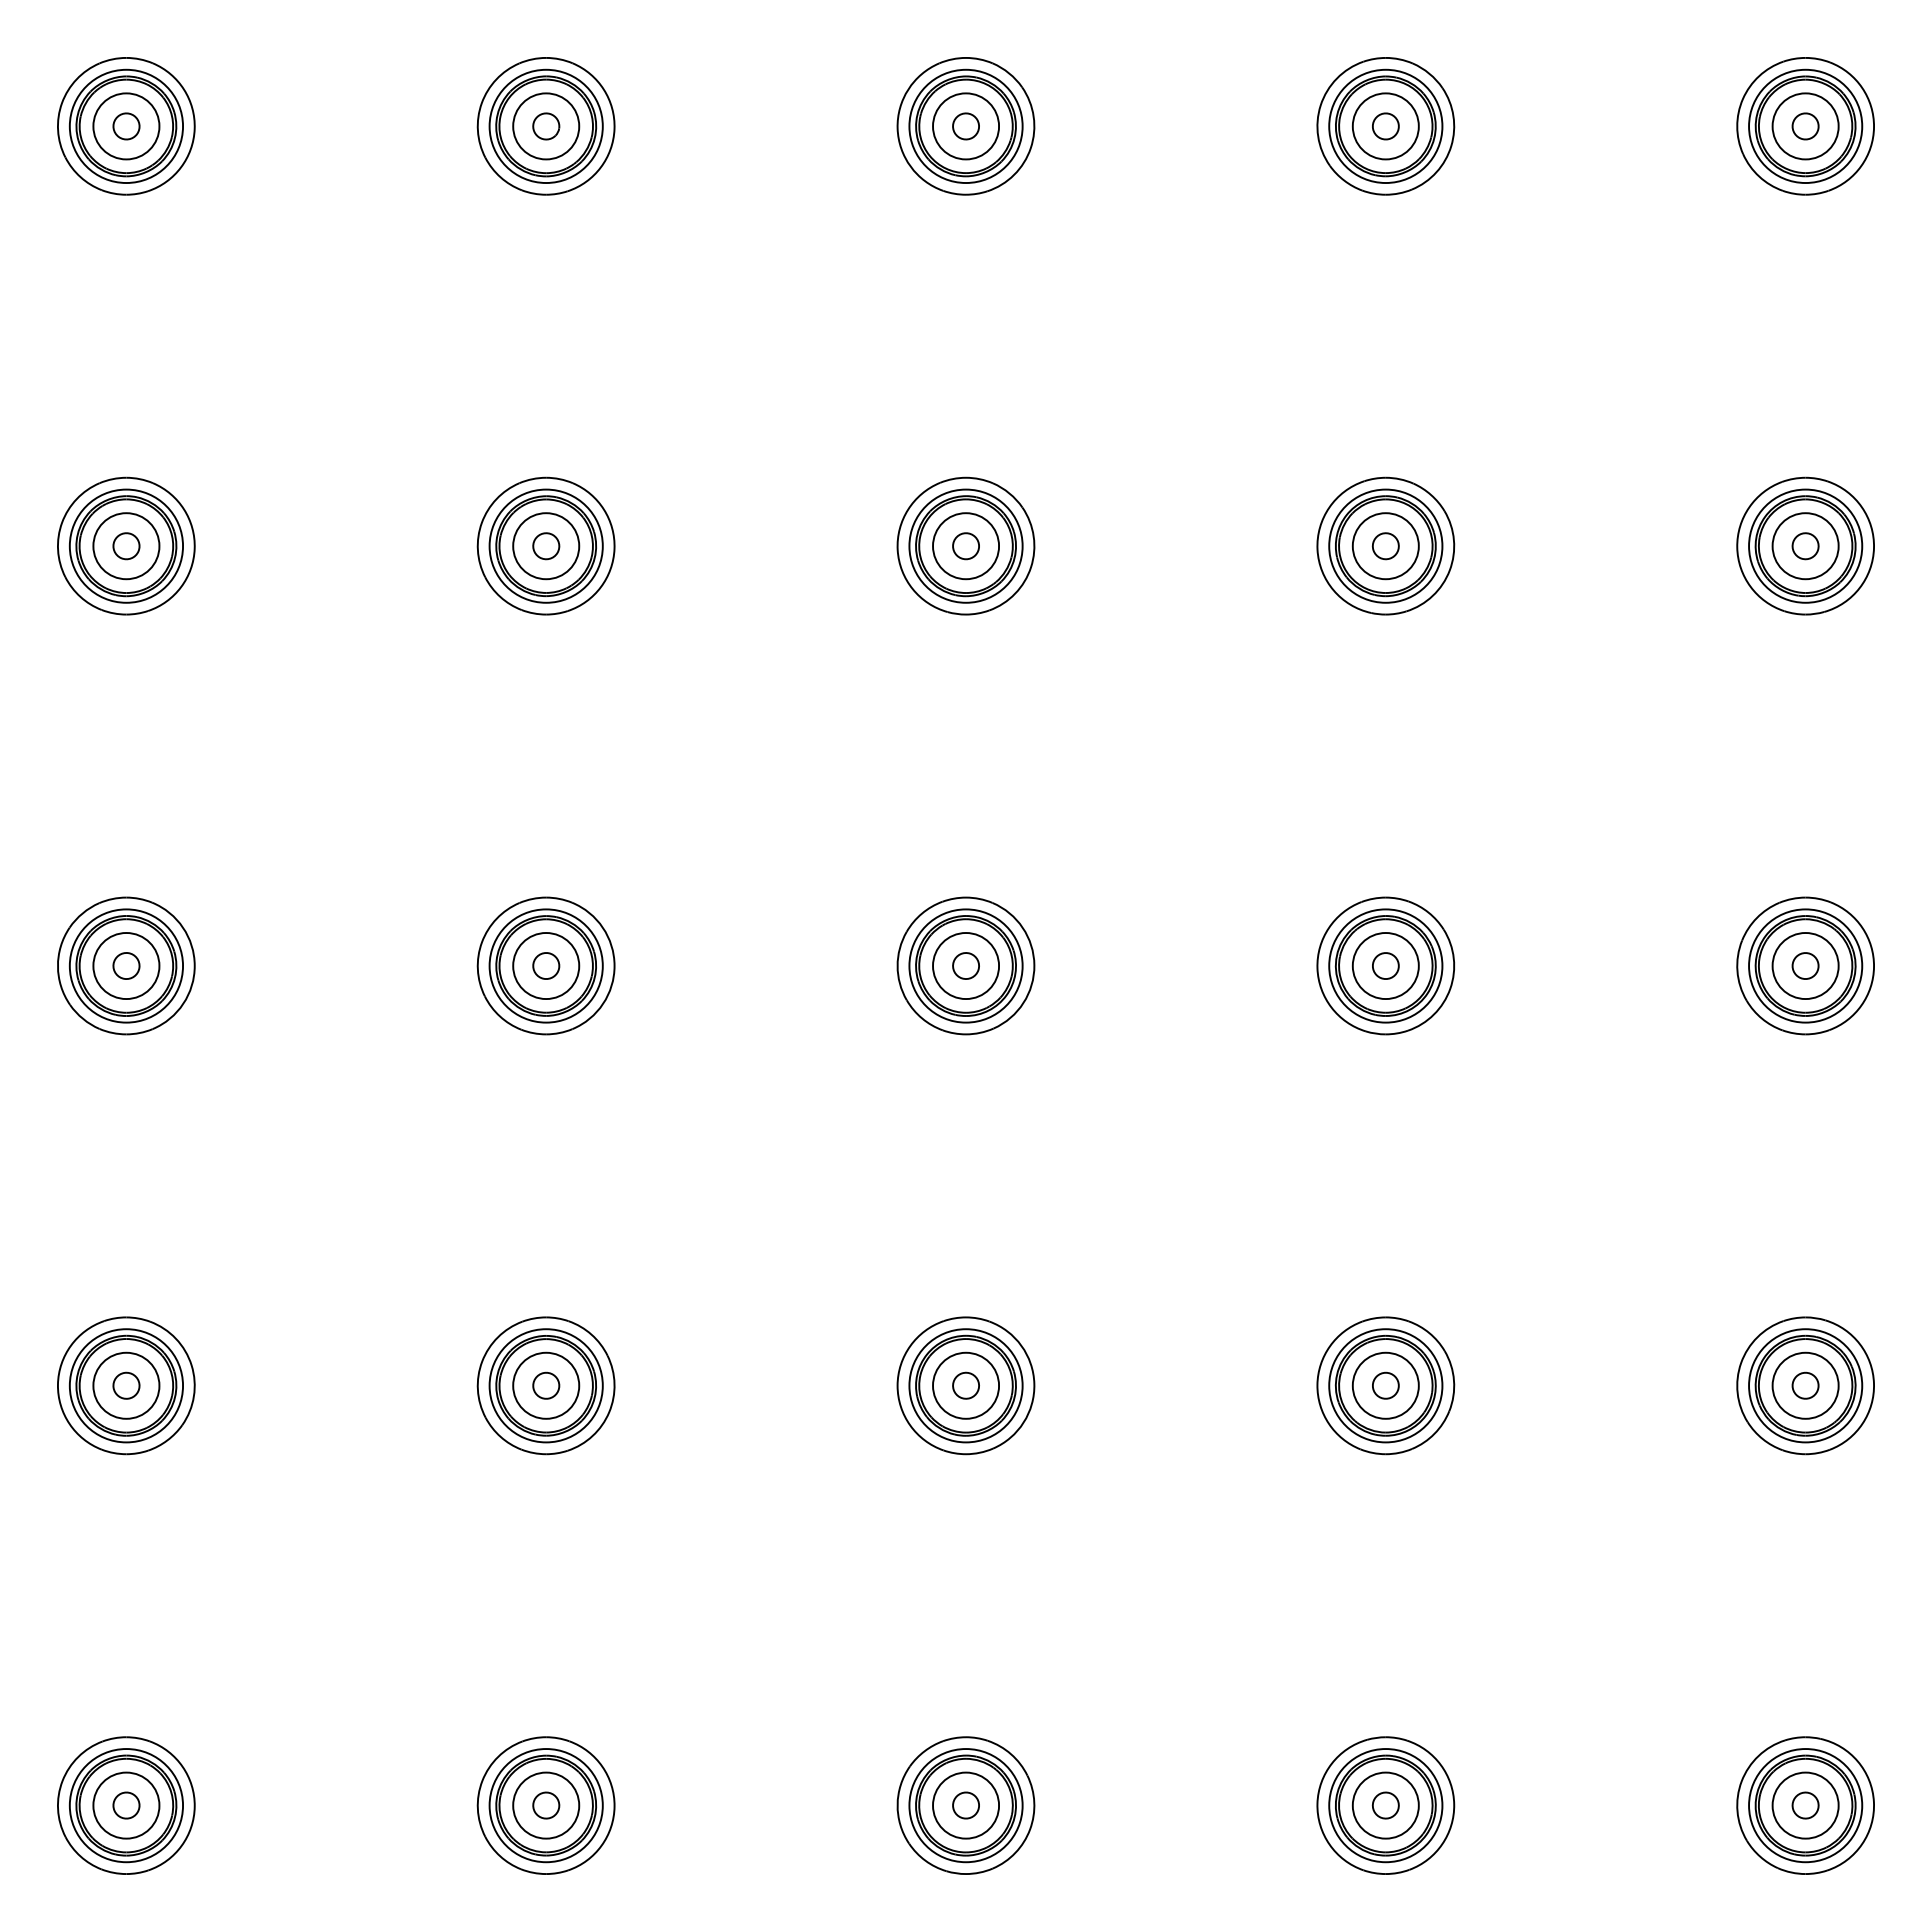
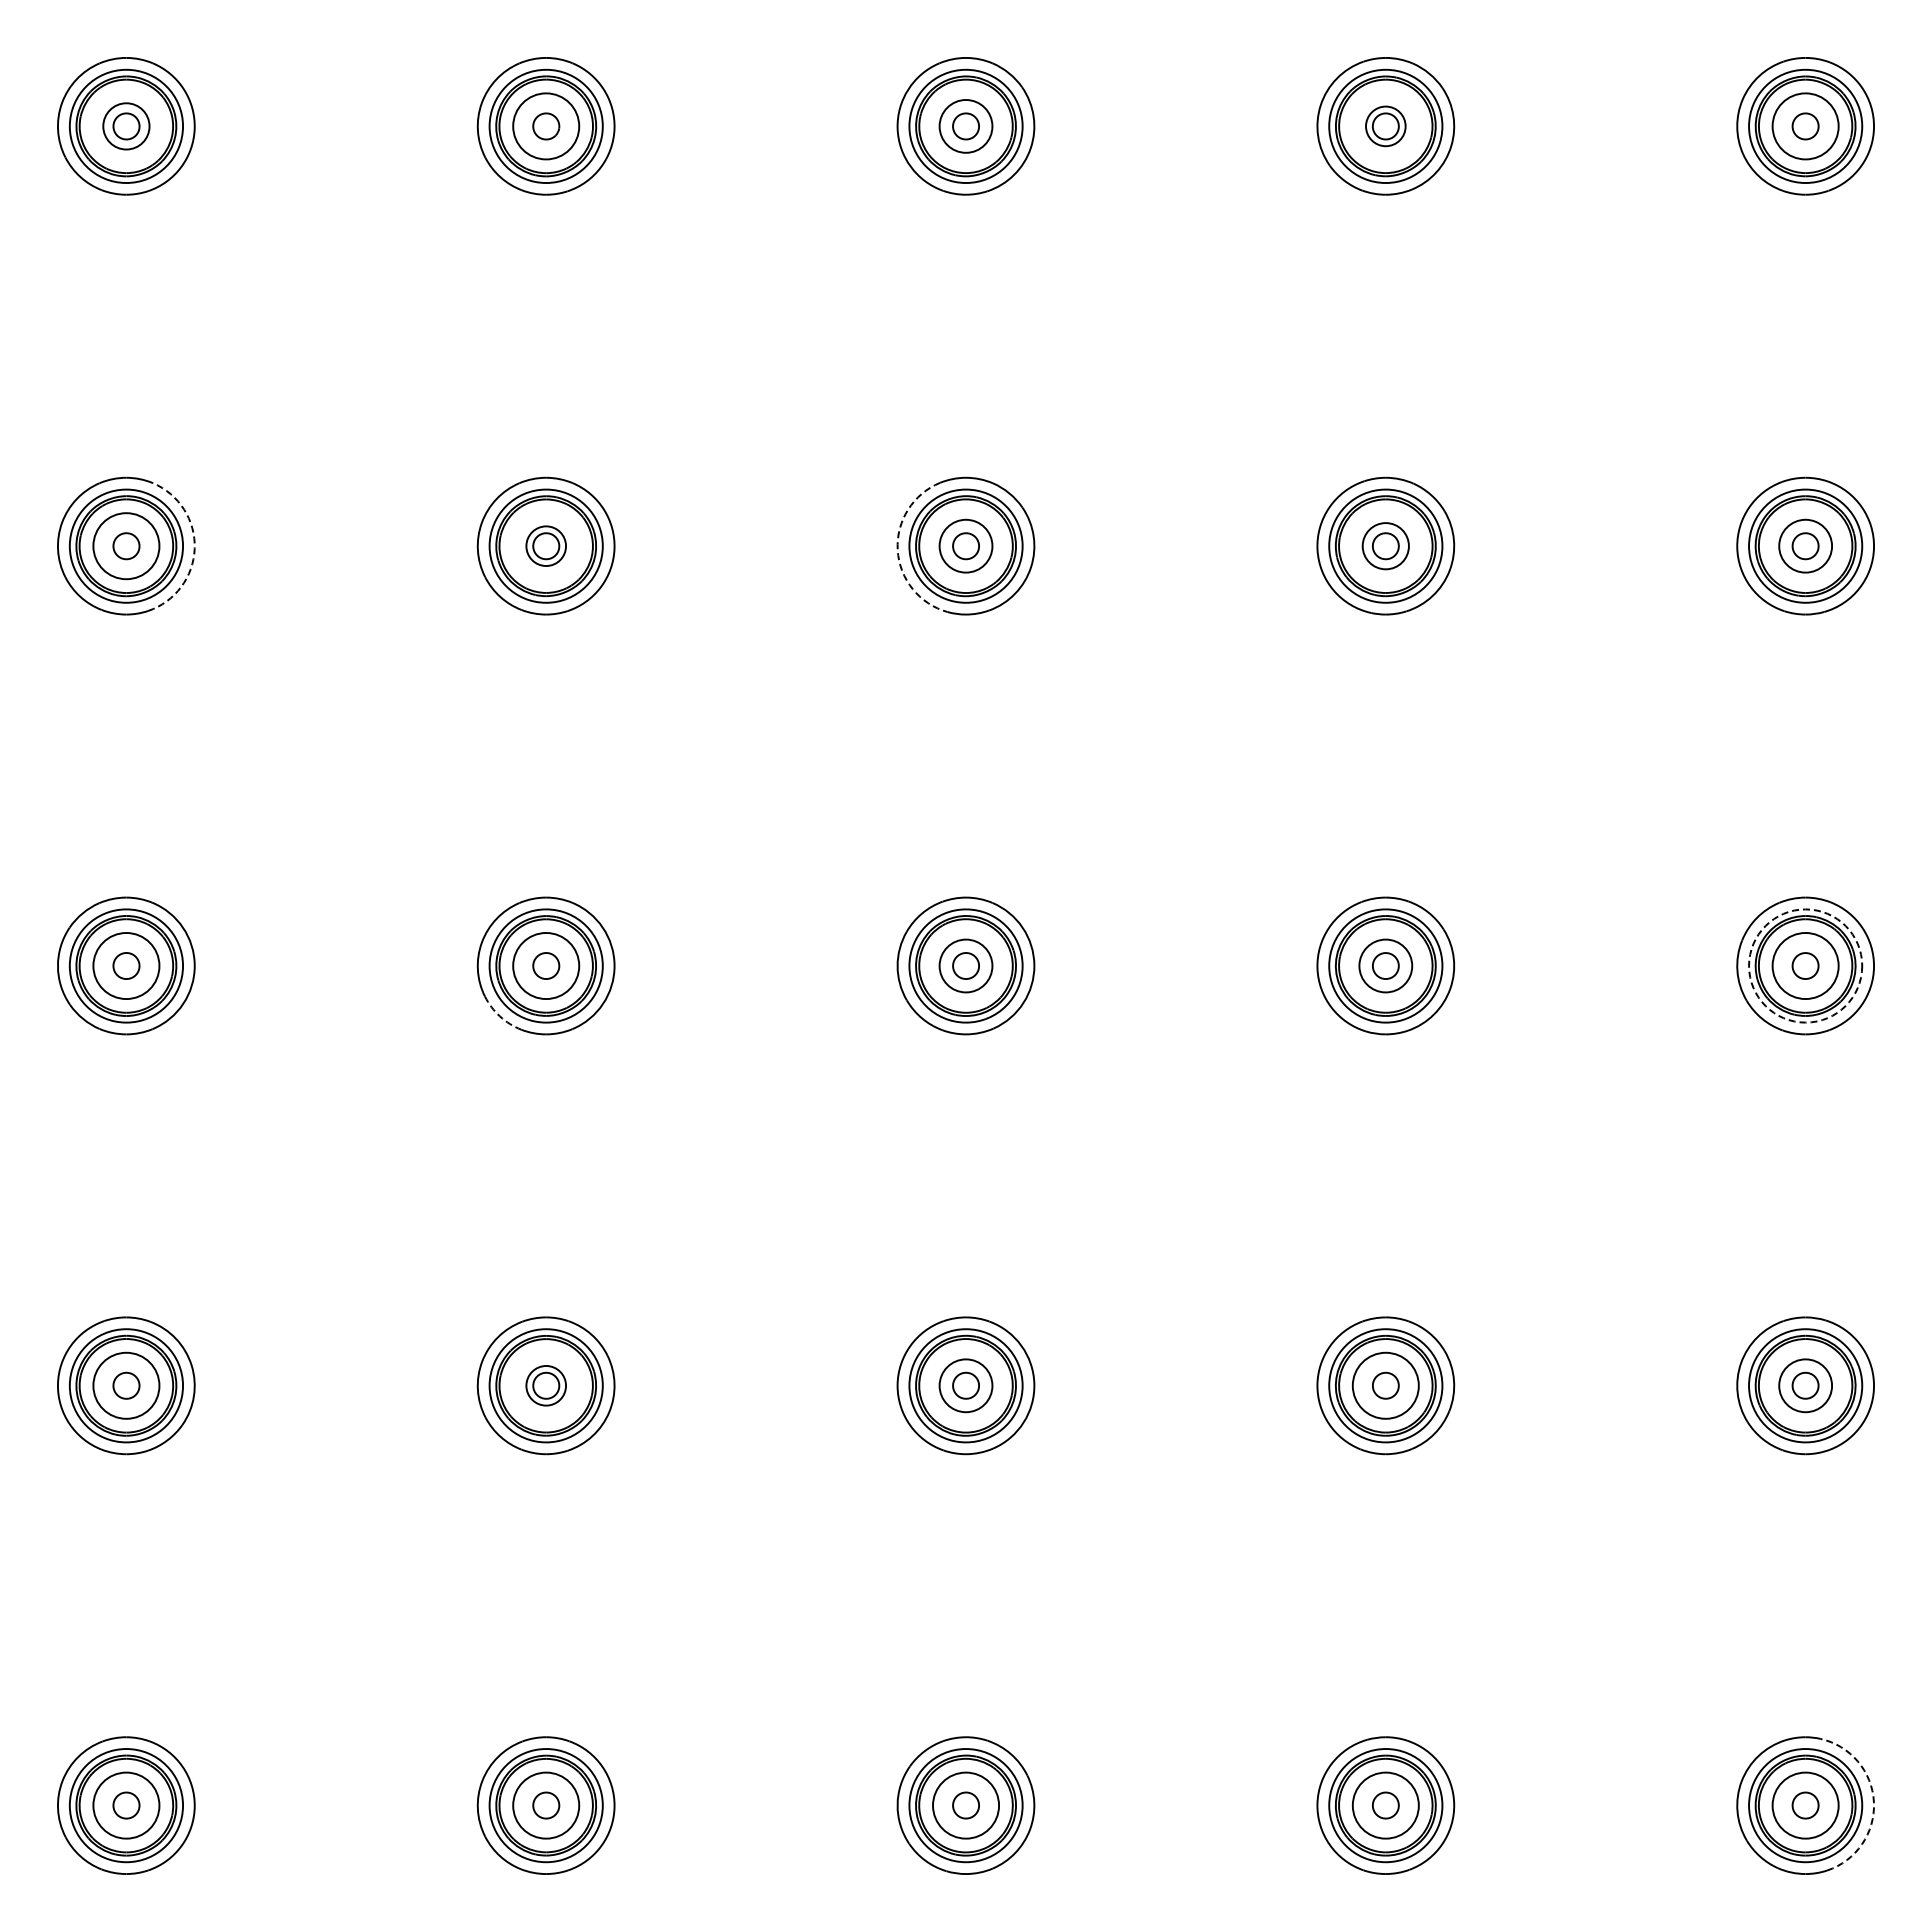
circle diameter: 66 px -> 46 px (126, 126)
circle diameter: 66 px -> 53 px (965, 126)
circle diameter: 66 px -> 40 px (1385, 126)
circle diameter: 66 px -> 40 px (546, 546)
circle diameter: 66 px -> 53 px (965, 545)
circle diameter: 66 px -> 46 px (1385, 546)
circle diameter: 66 px -> 53 px (1805, 545)
arc: solid -> dashed (194, 548)
arc: solid -> dashed (897, 550)
circle: solid -> dashed (1805, 965)
circle diameter: 66 px -> 53 px (965, 965)
circle diameter: 66 px -> 53 px (1385, 965)
arc: solid -> dashed (500, 1016)
circle diameter: 66 px -> 40 px (546, 1385)
circle diameter: 66 px -> 53 px (965, 1385)
circle diameter: 66 px -> 53 px (1805, 1385)
arc: solid -> dashed (1873, 1802)
